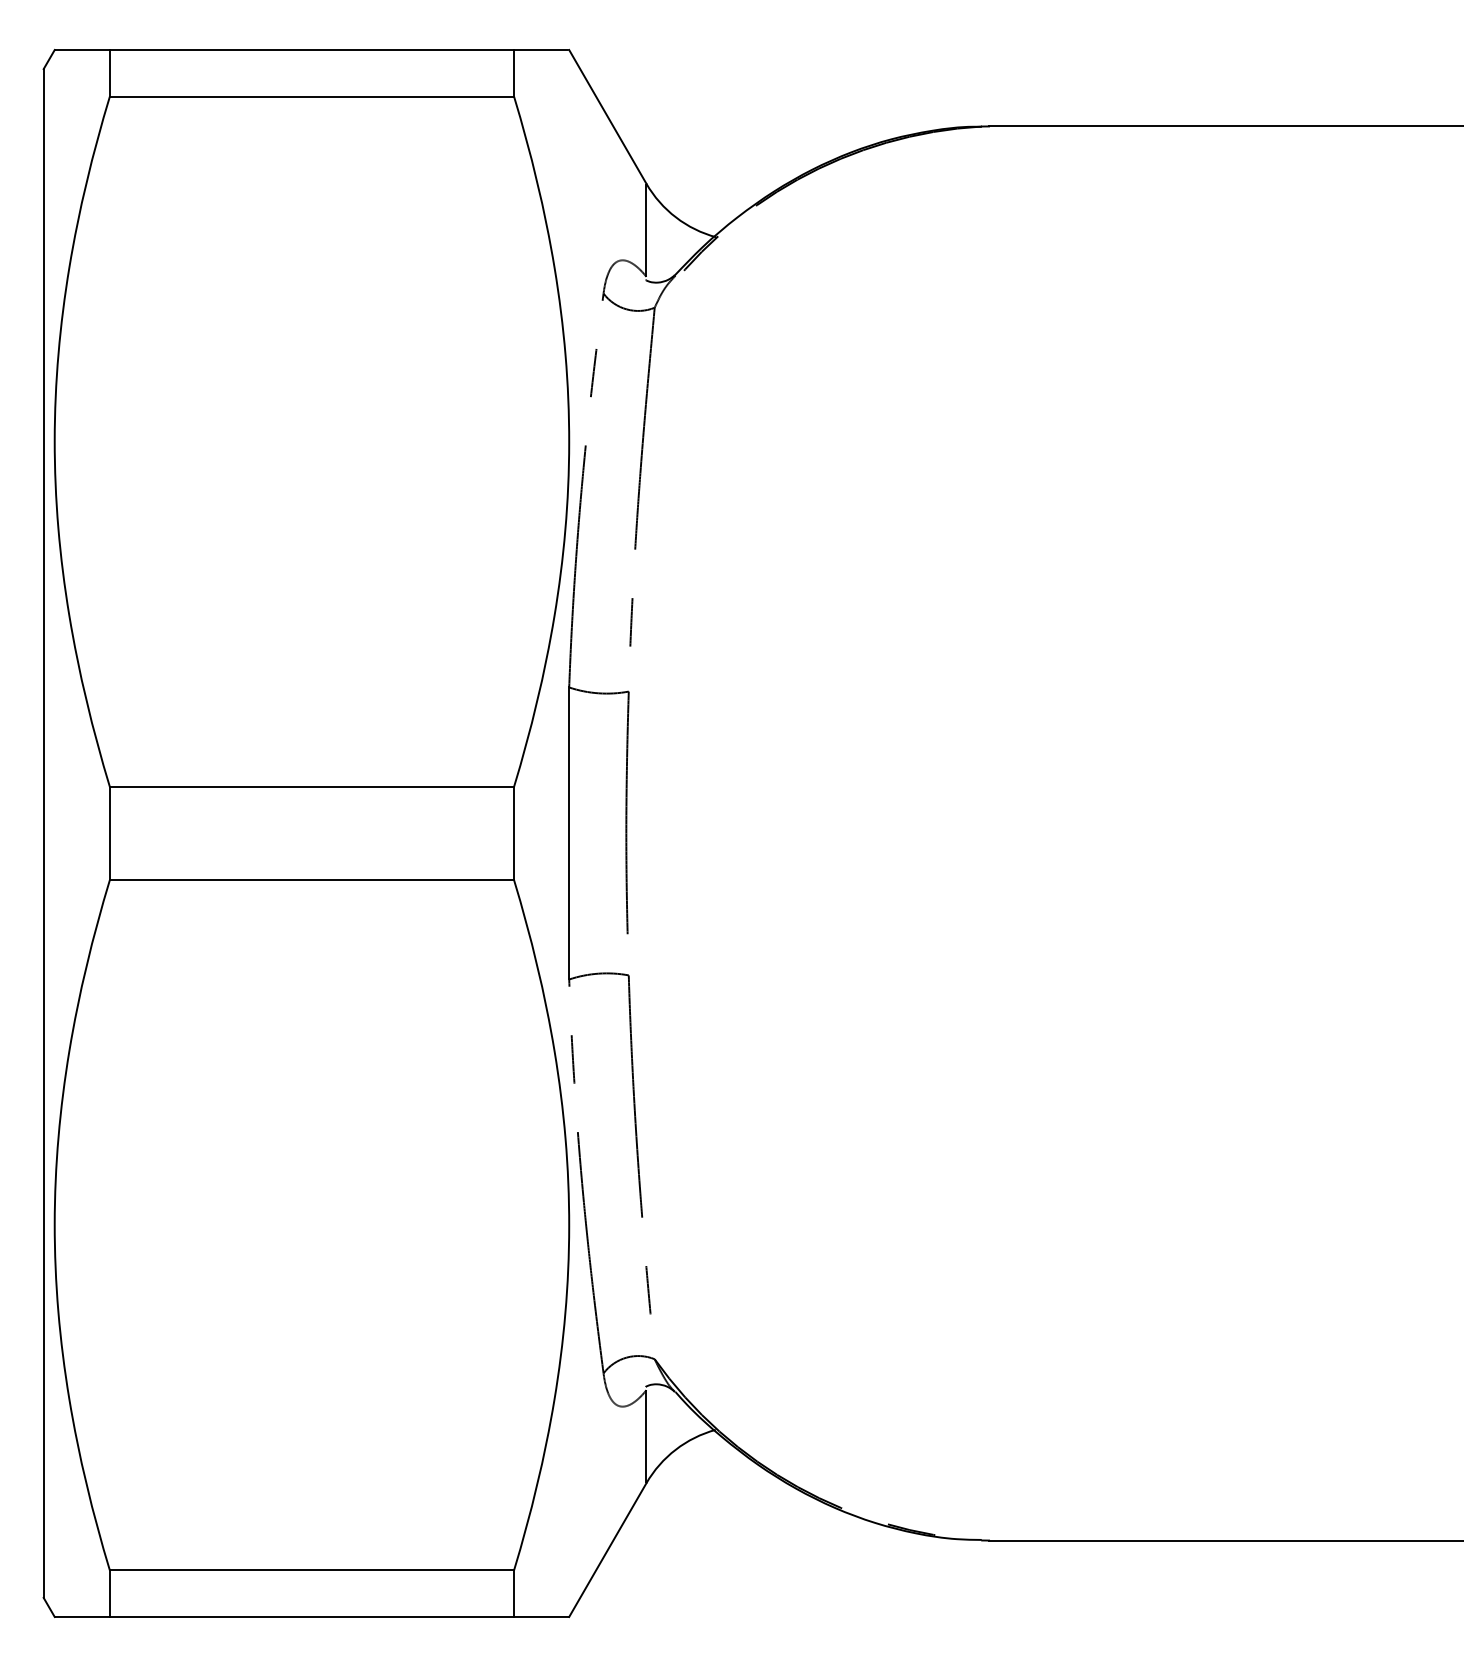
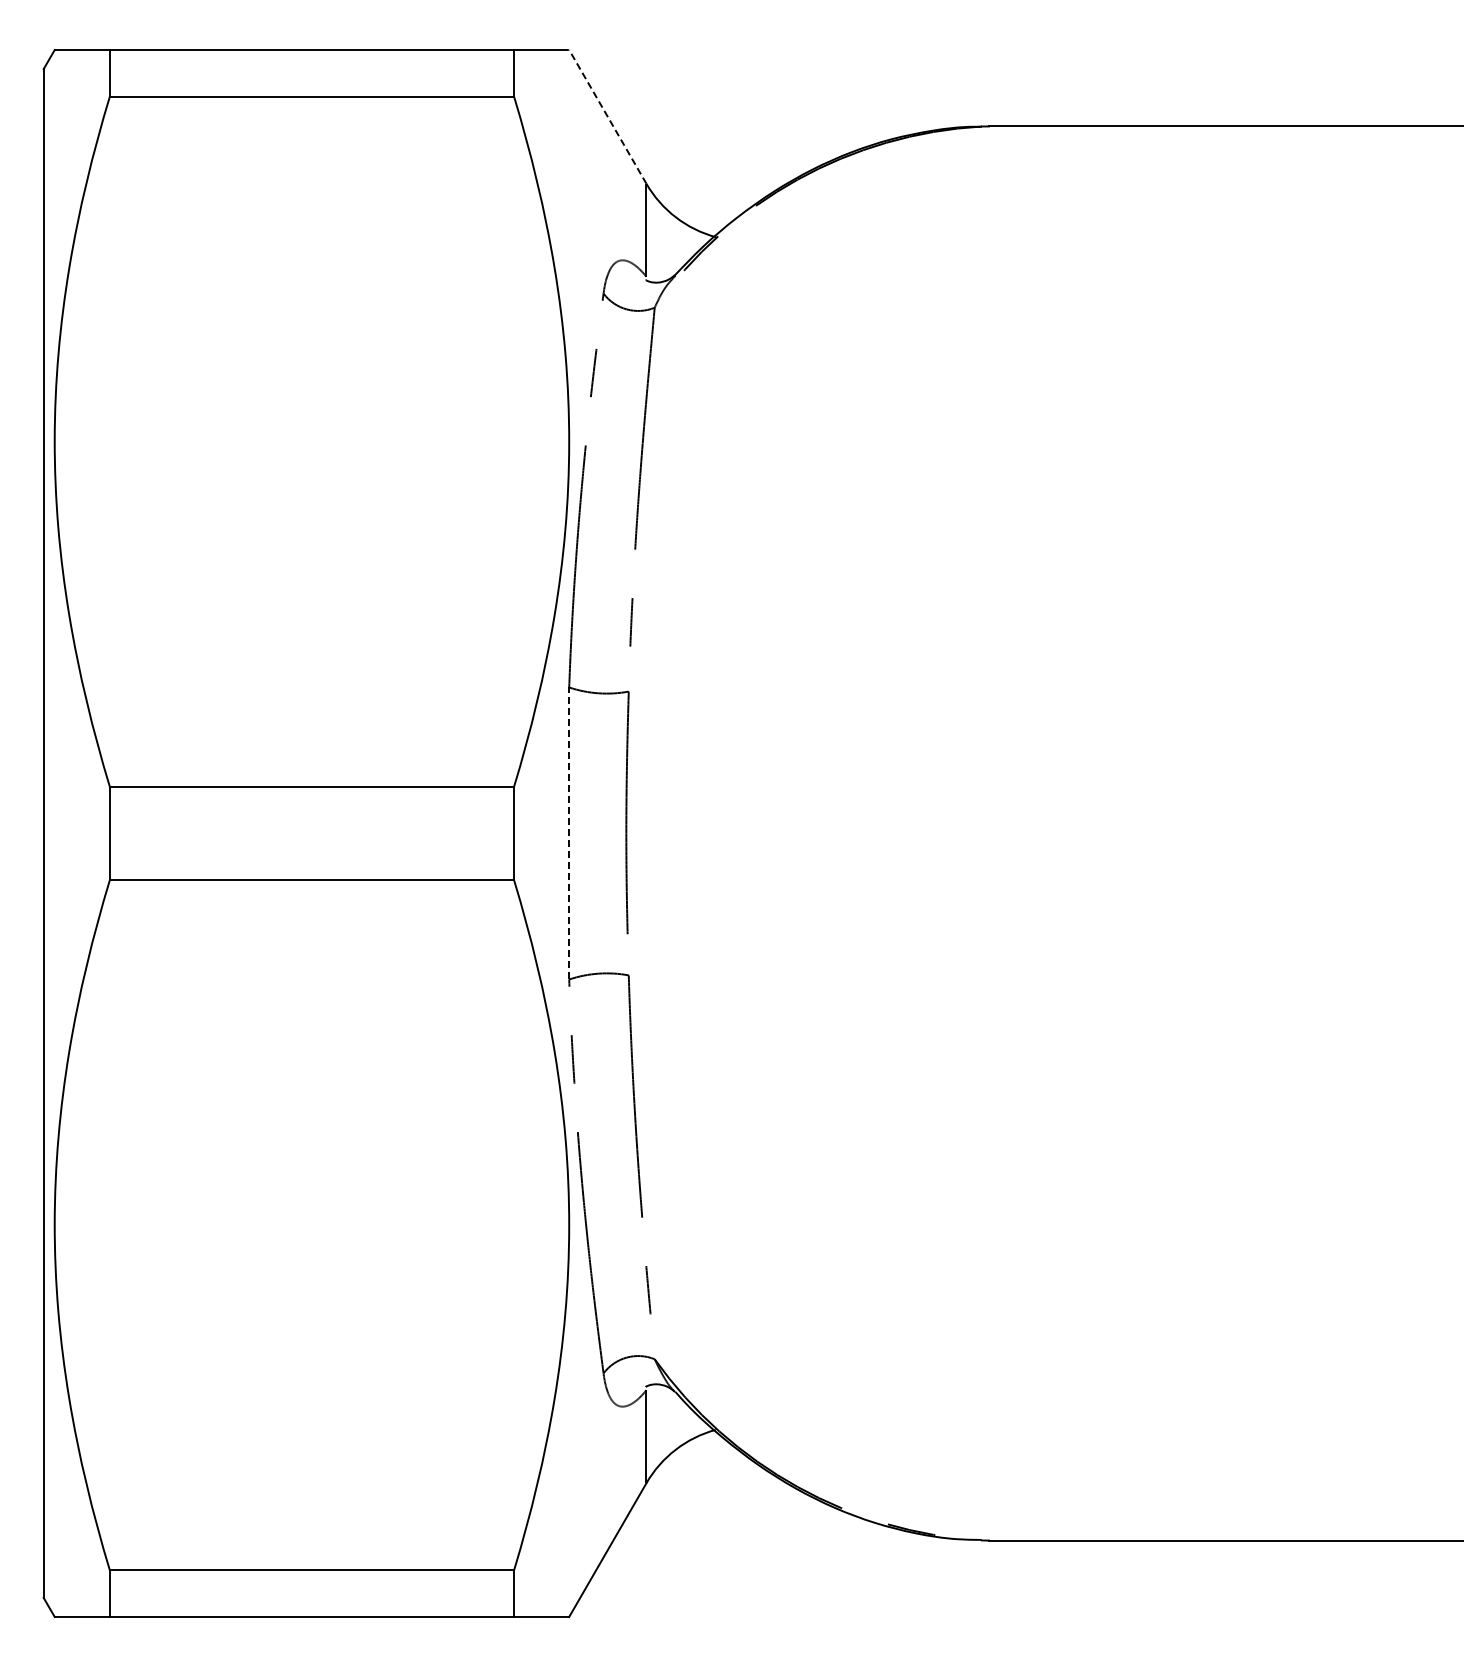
line: solid -> dashed (607, 116)
line: solid -> dashed (569, 833)
